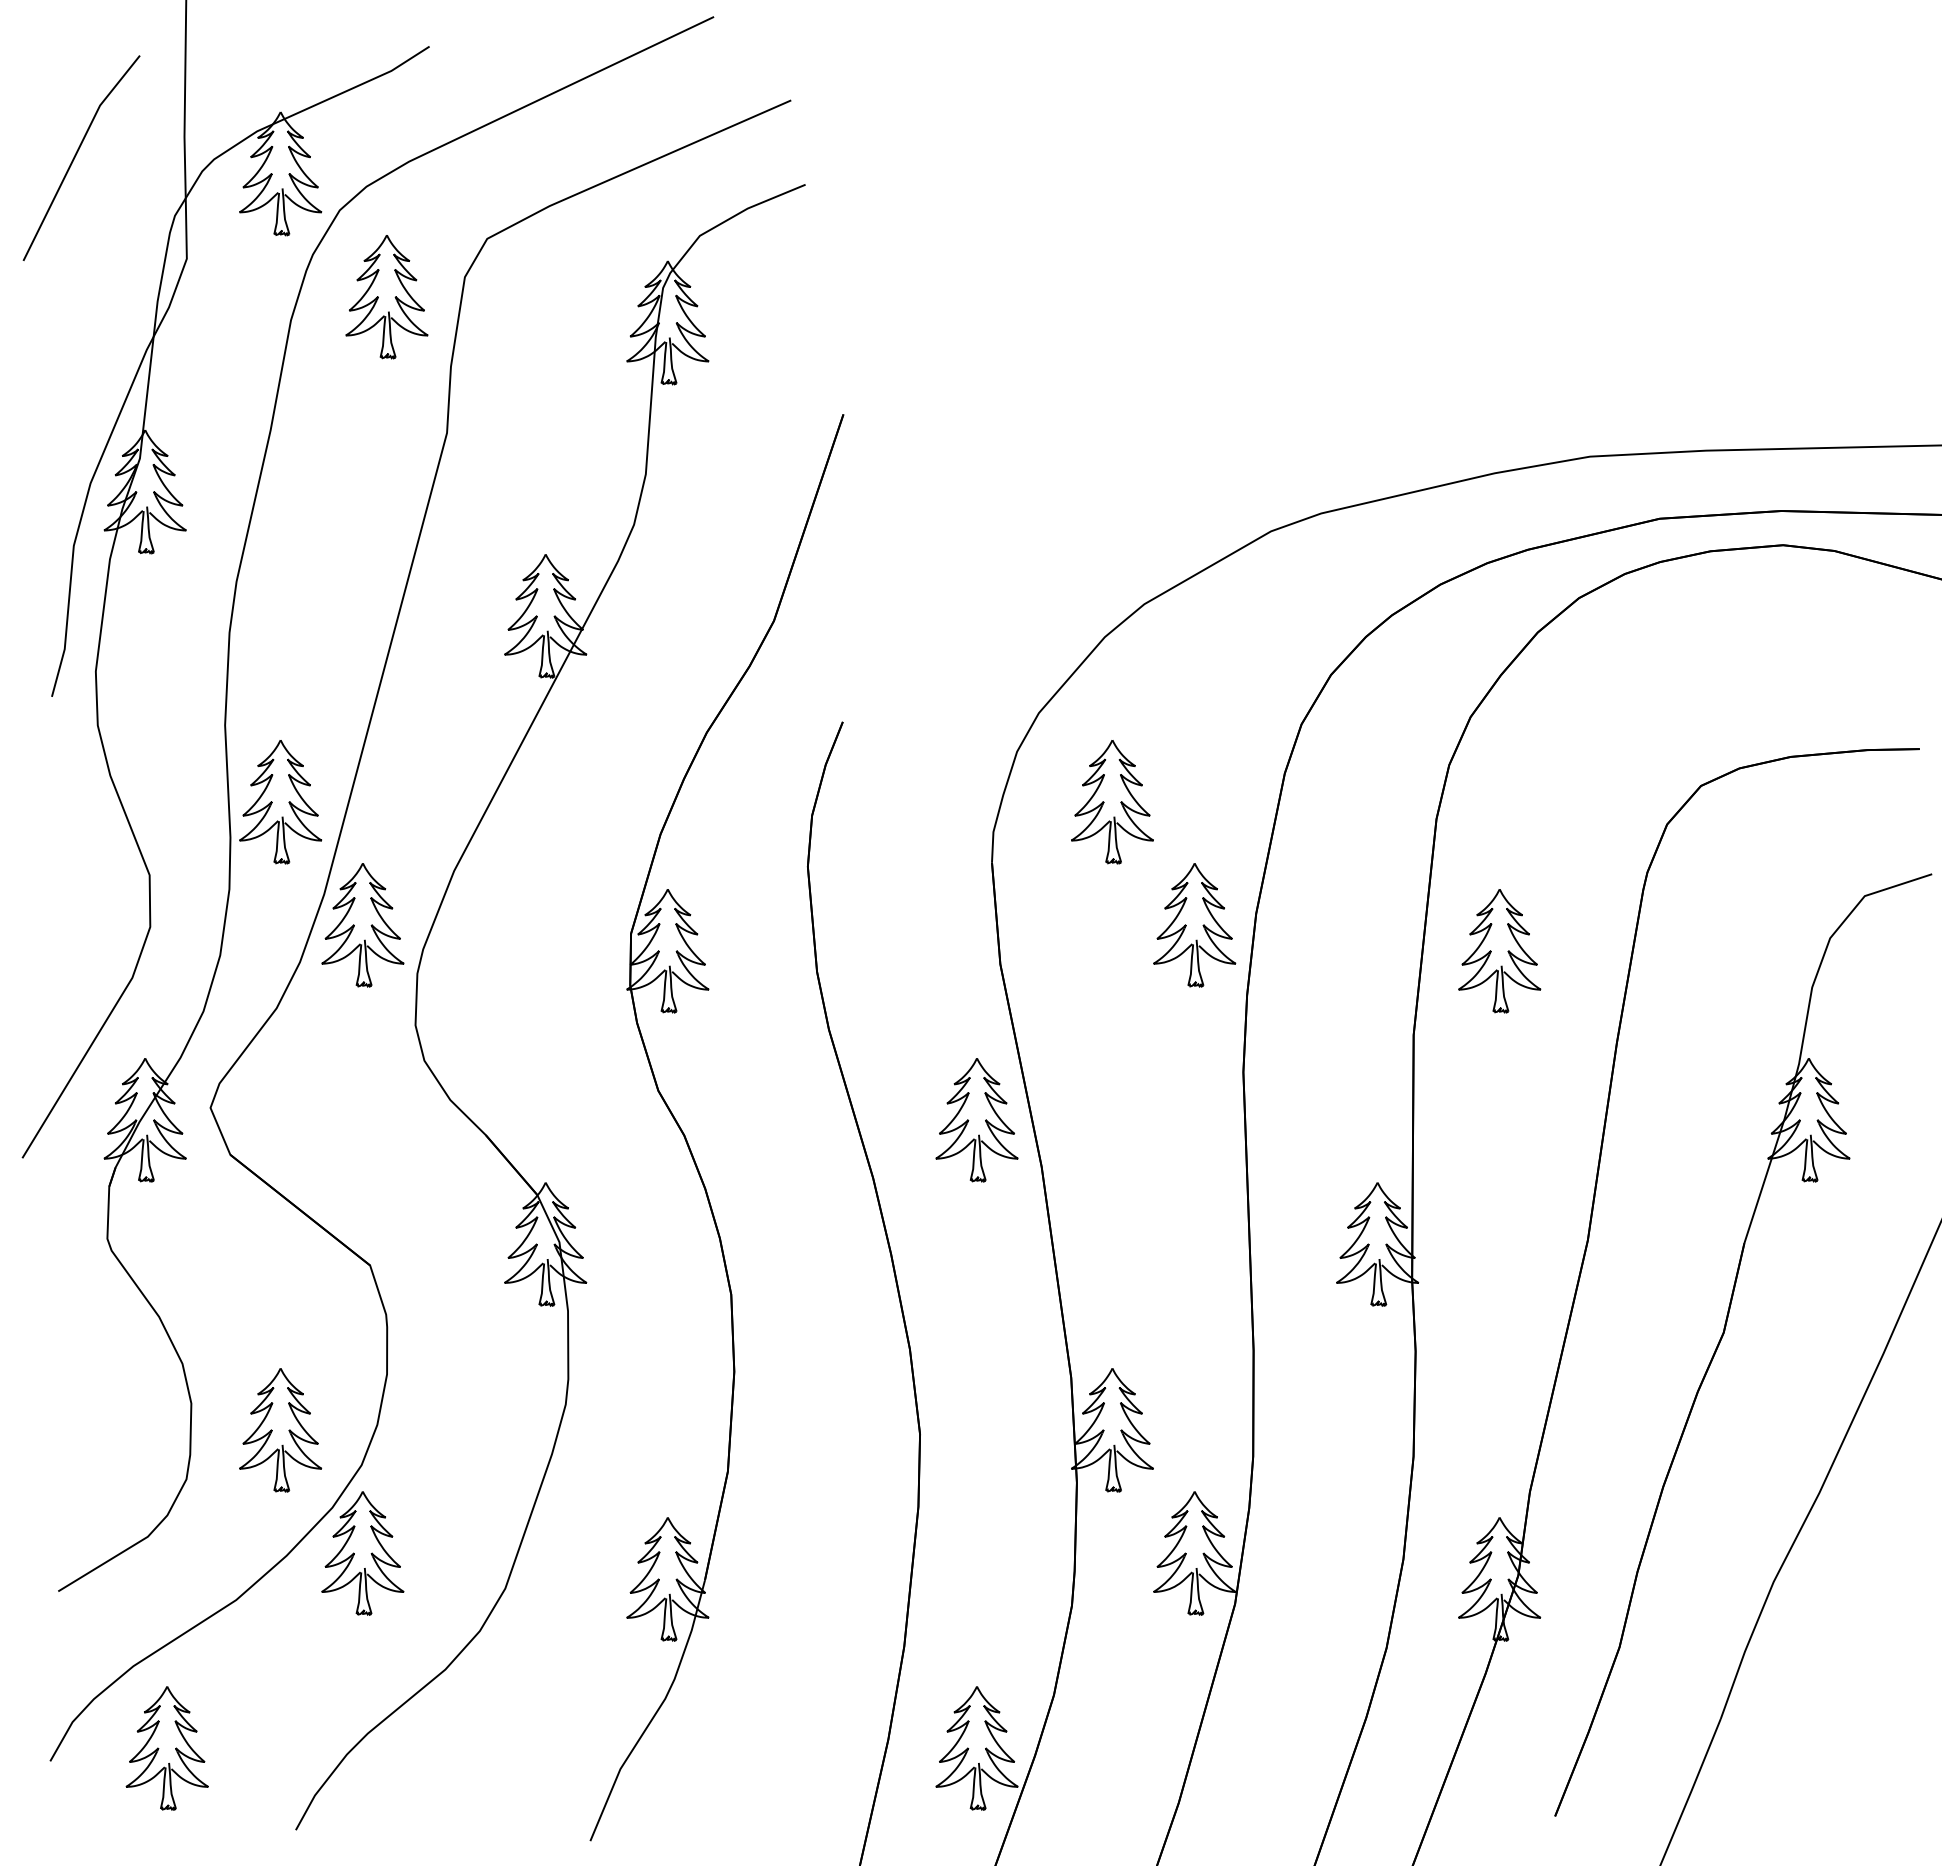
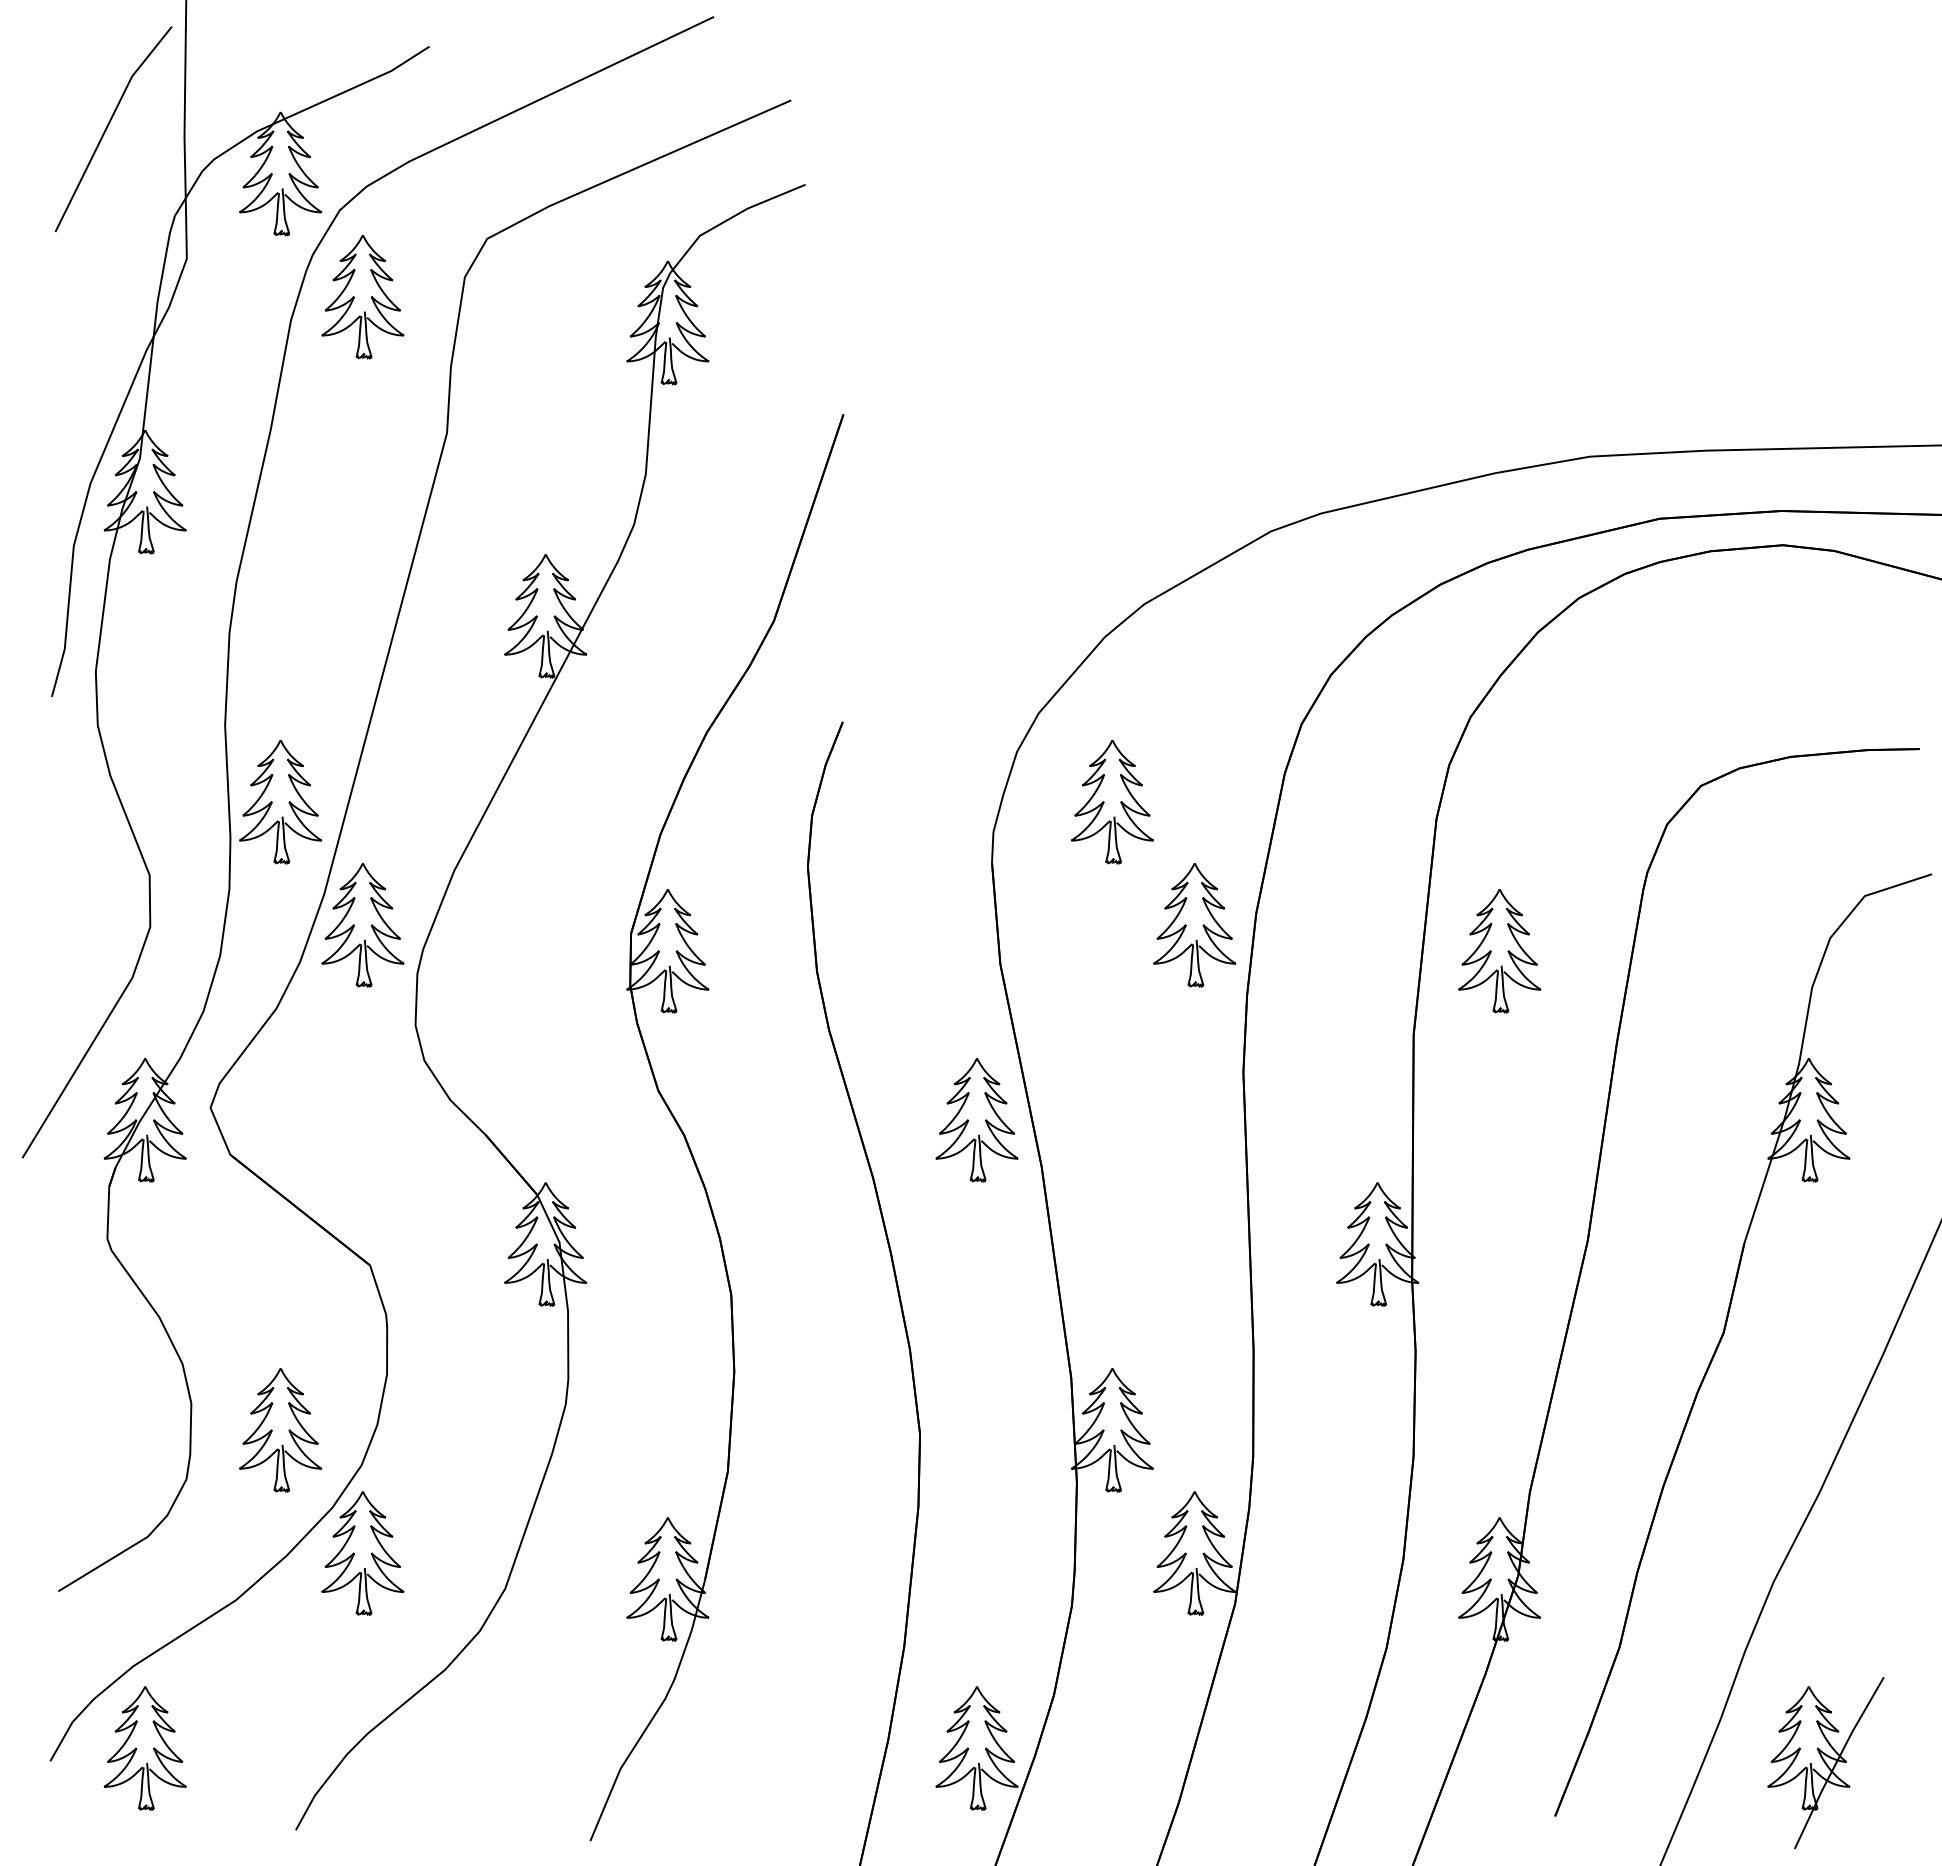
line position: (76, 155) -> (108, 126) (108, 126)
part position: (386, 297) -> (362, 297) (362, 297)
part position: (166, 1748) -> (144, 1748) (144, 1748)
part: none -> present (1825, 1763)
